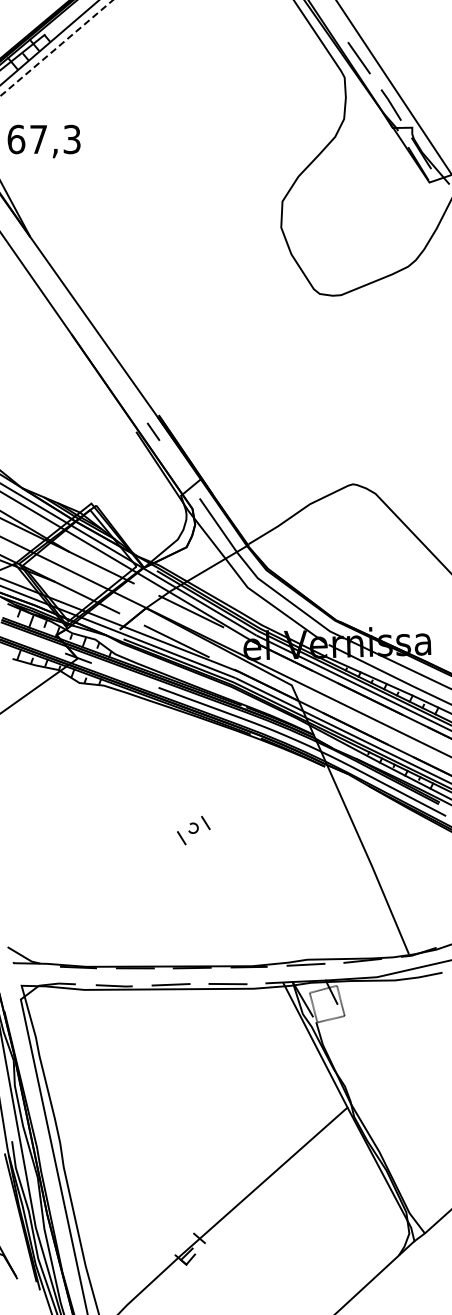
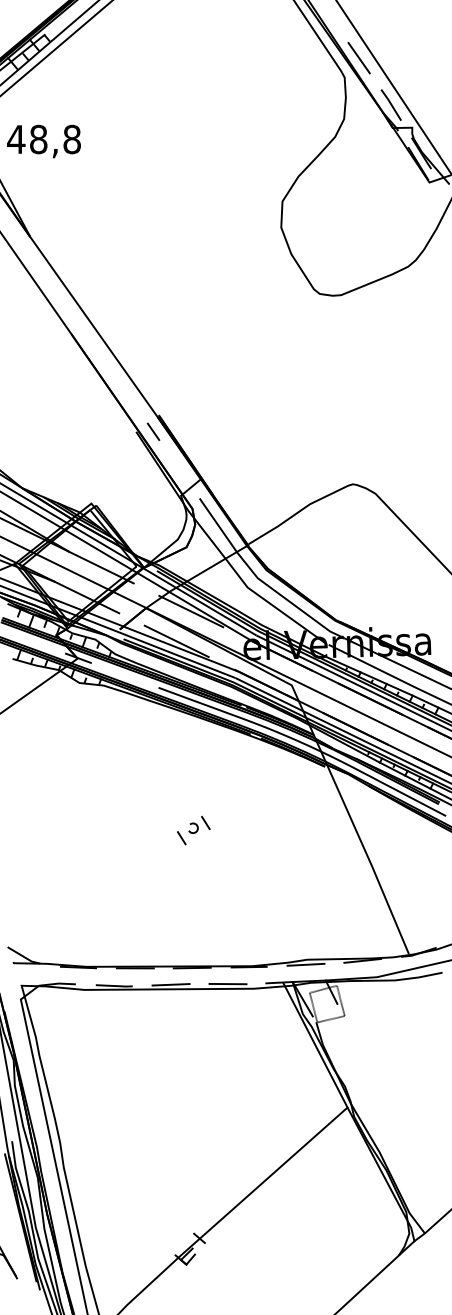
line: dashed -> solid (56, 47)
text: 67,3 -> 48,8 (43, 139)
